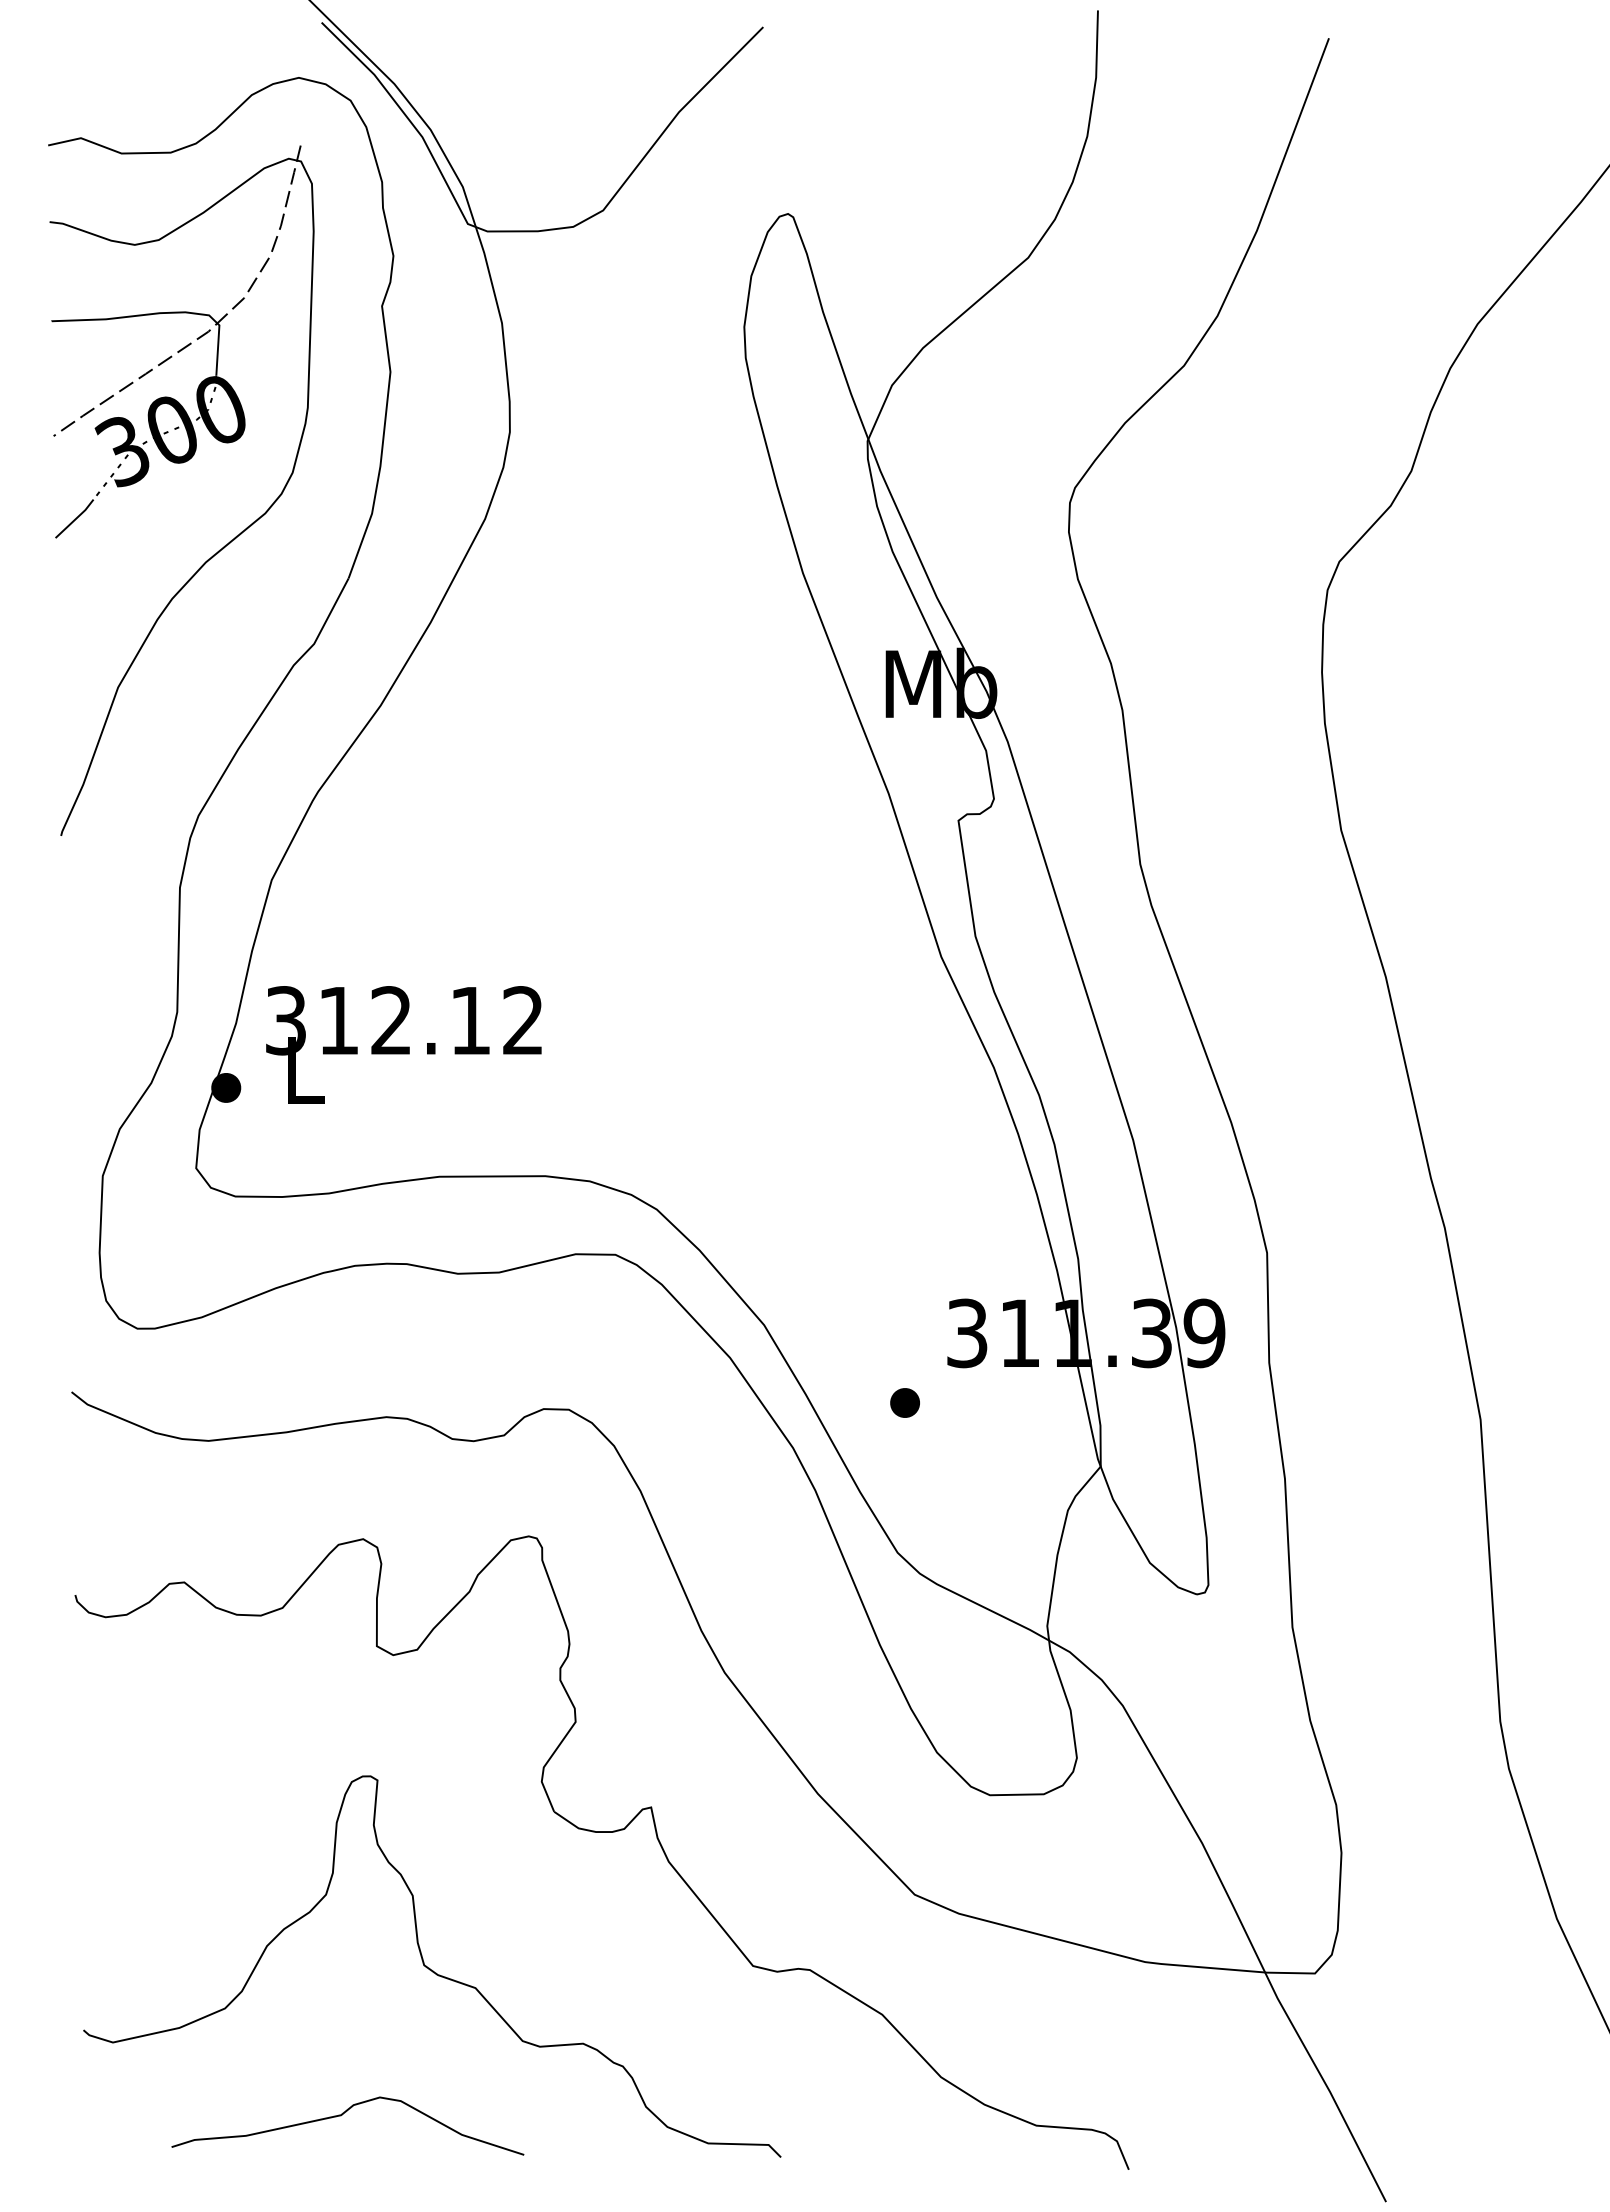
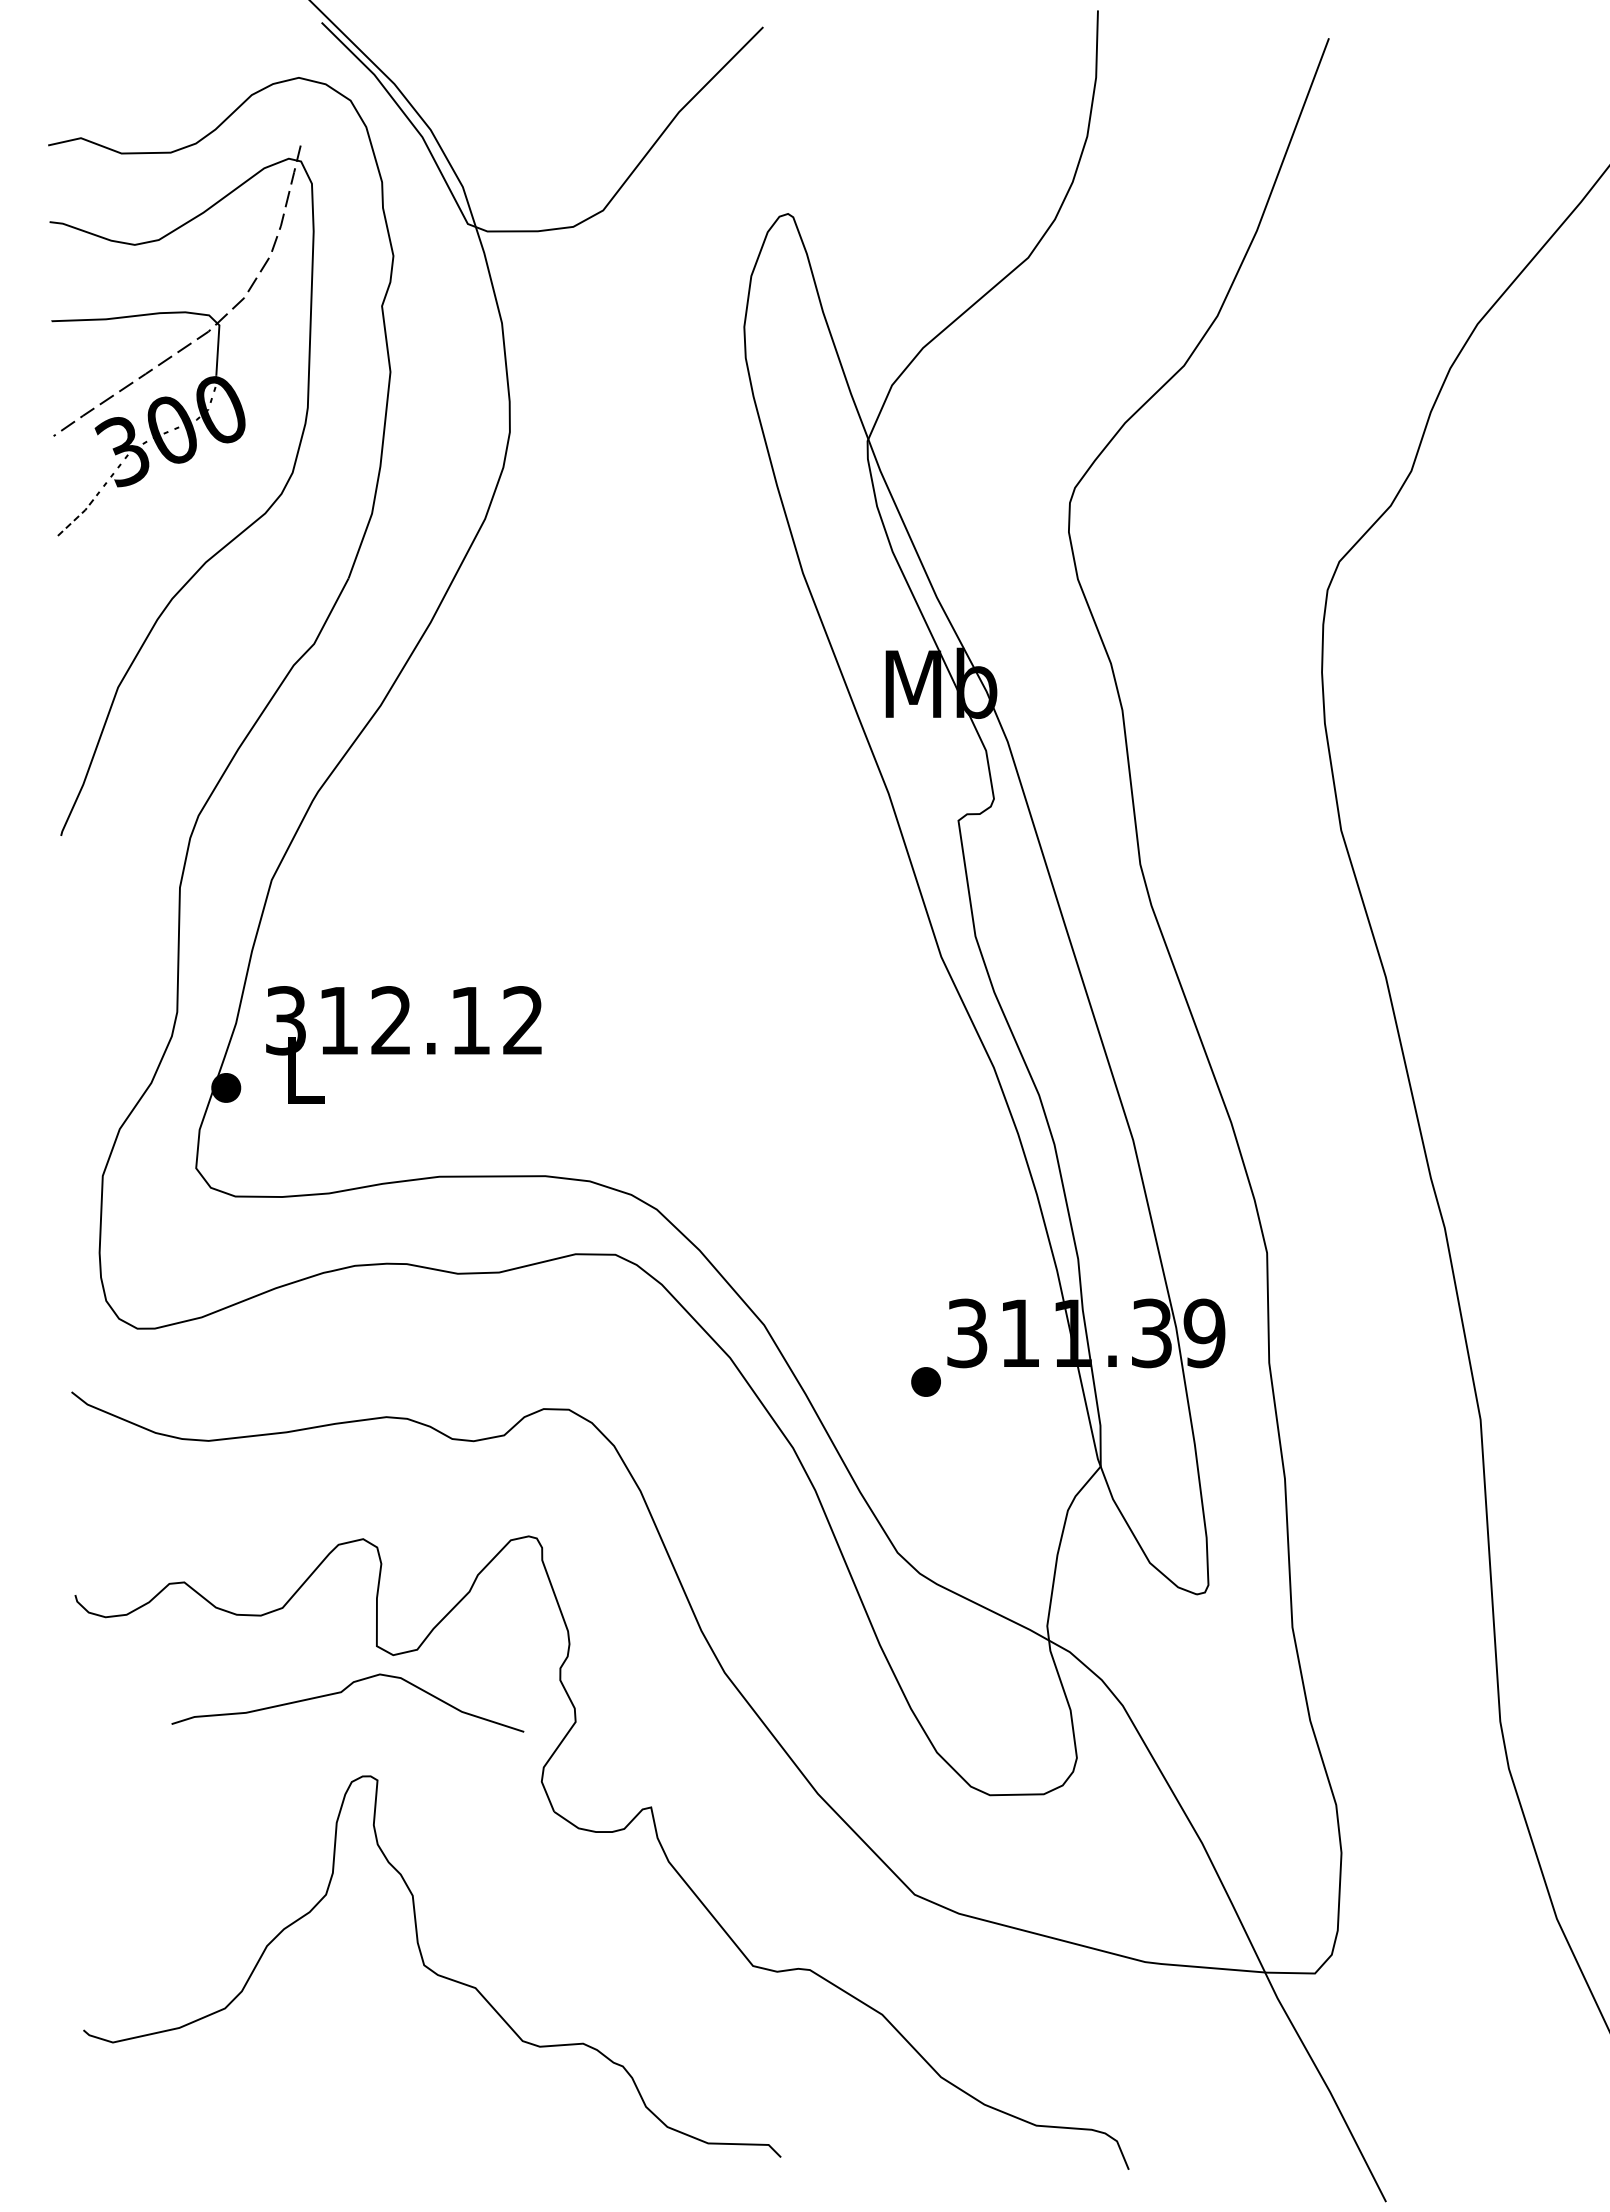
line: solid -> dashed (75, 518)
part position: (904, 1402) -> (925, 1381) (925, 1381)
curve position: (342, 2115) -> (342, 1692) (342, 1692)
